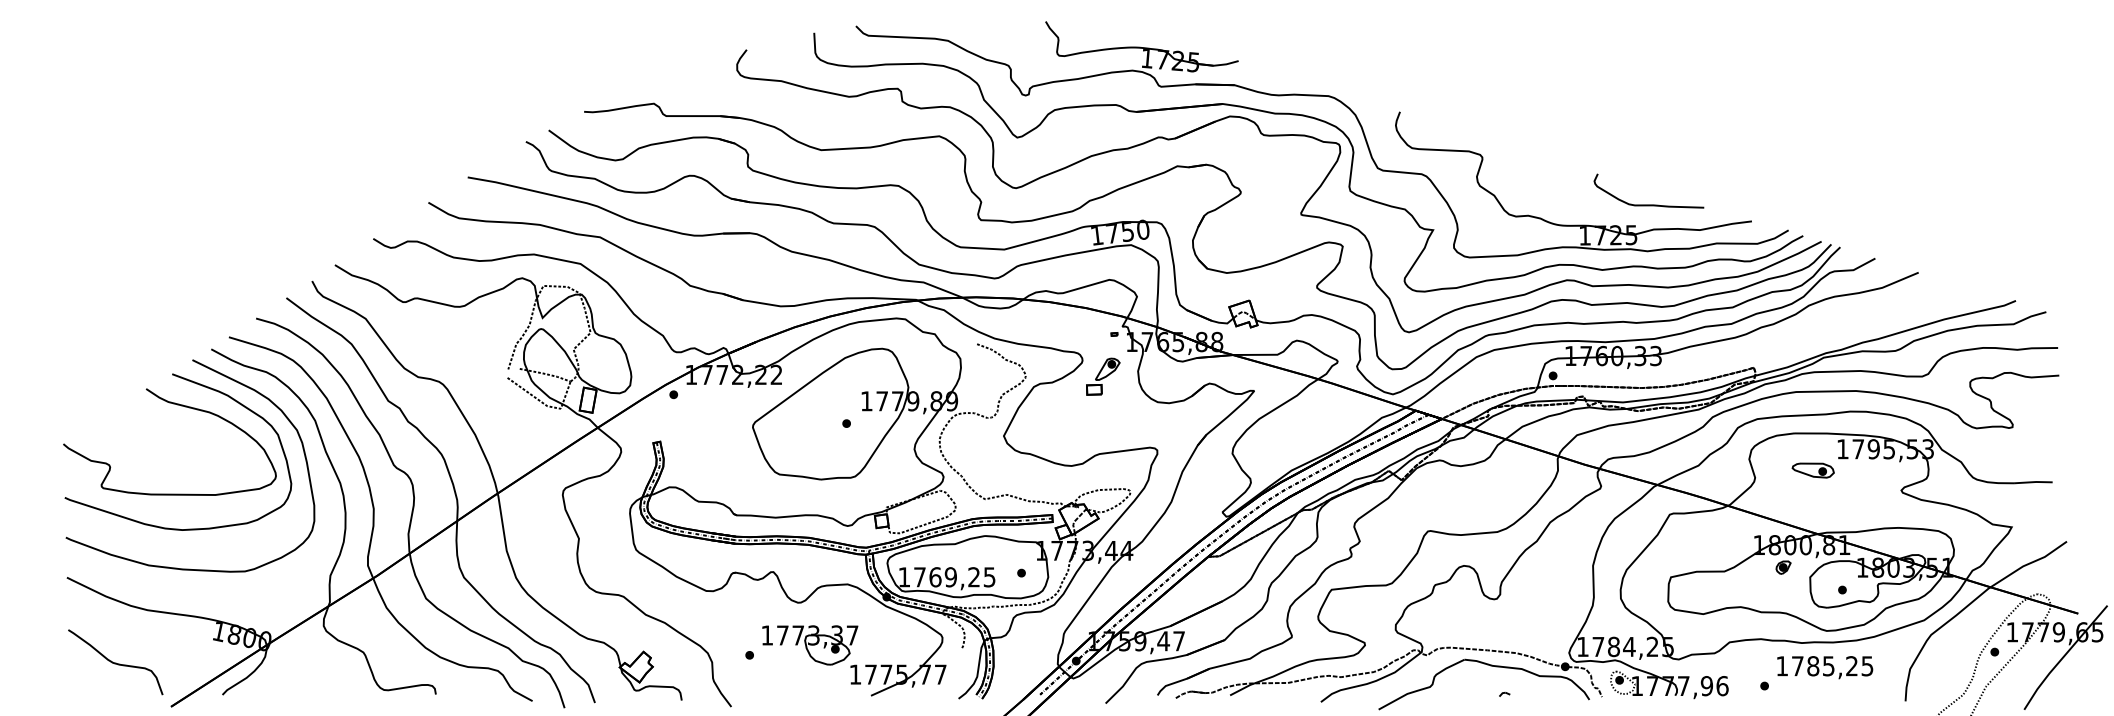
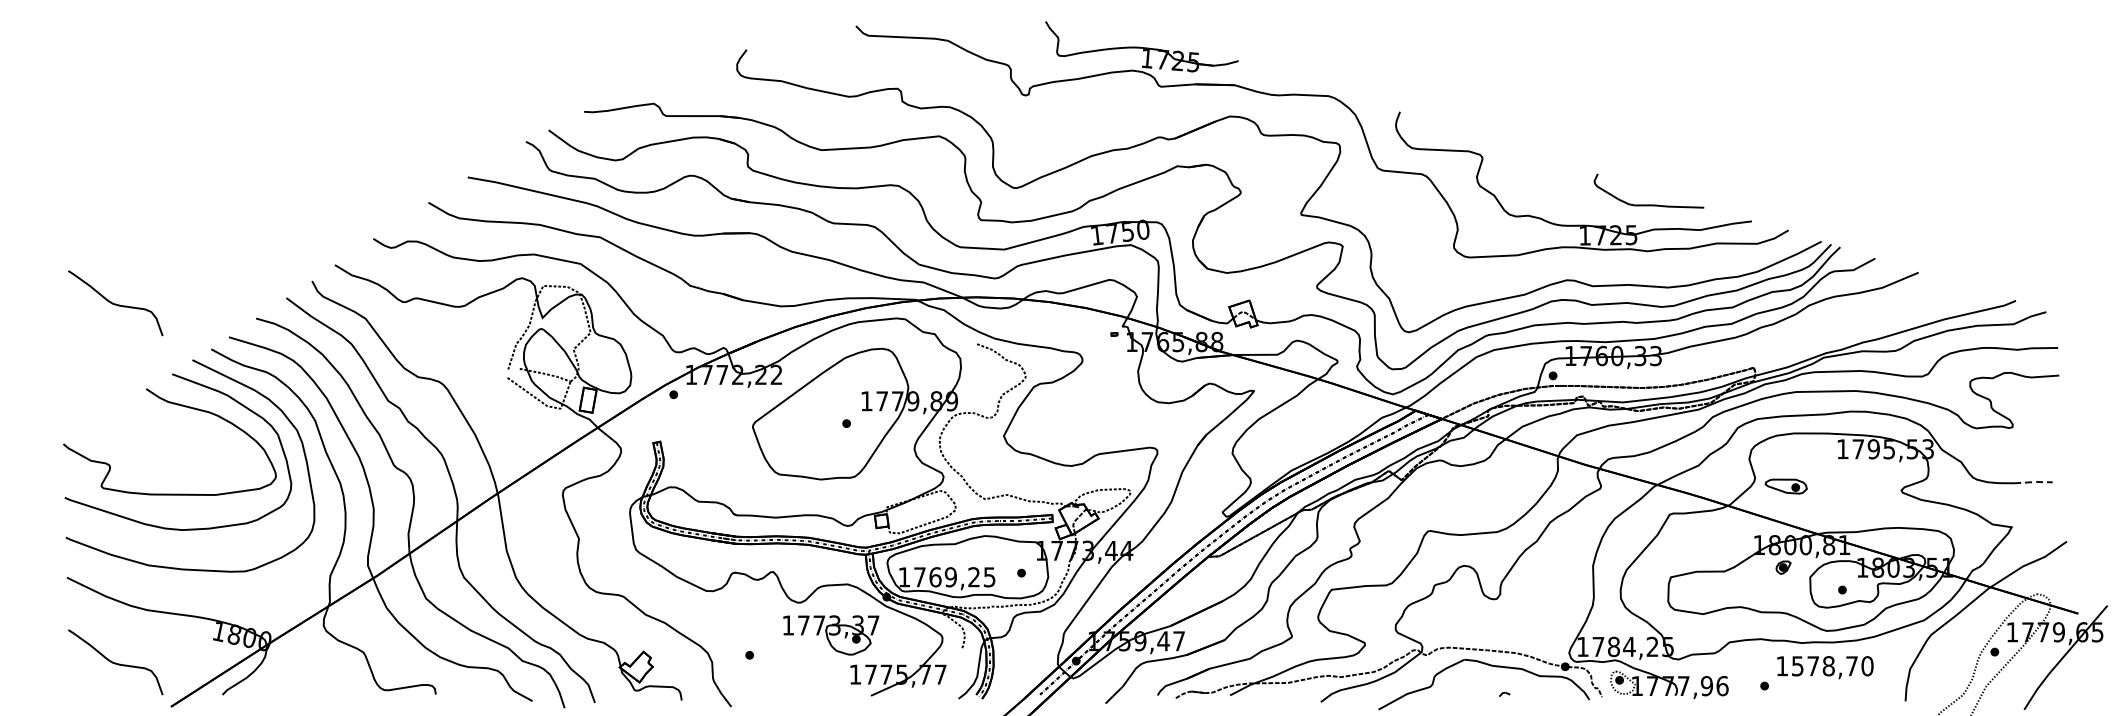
part: present -> none (1350, 166)
curve: none -> present (115, 303)
part: present -> none (1103, 376)
part position: (1812, 470) -> (1785, 486) (1785, 486)
line: solid -> dashed (2034, 482)
part position: (810, 645) -> (831, 635) (831, 635)
text: 1785,25 -> 1578,70 (1832, 666)
